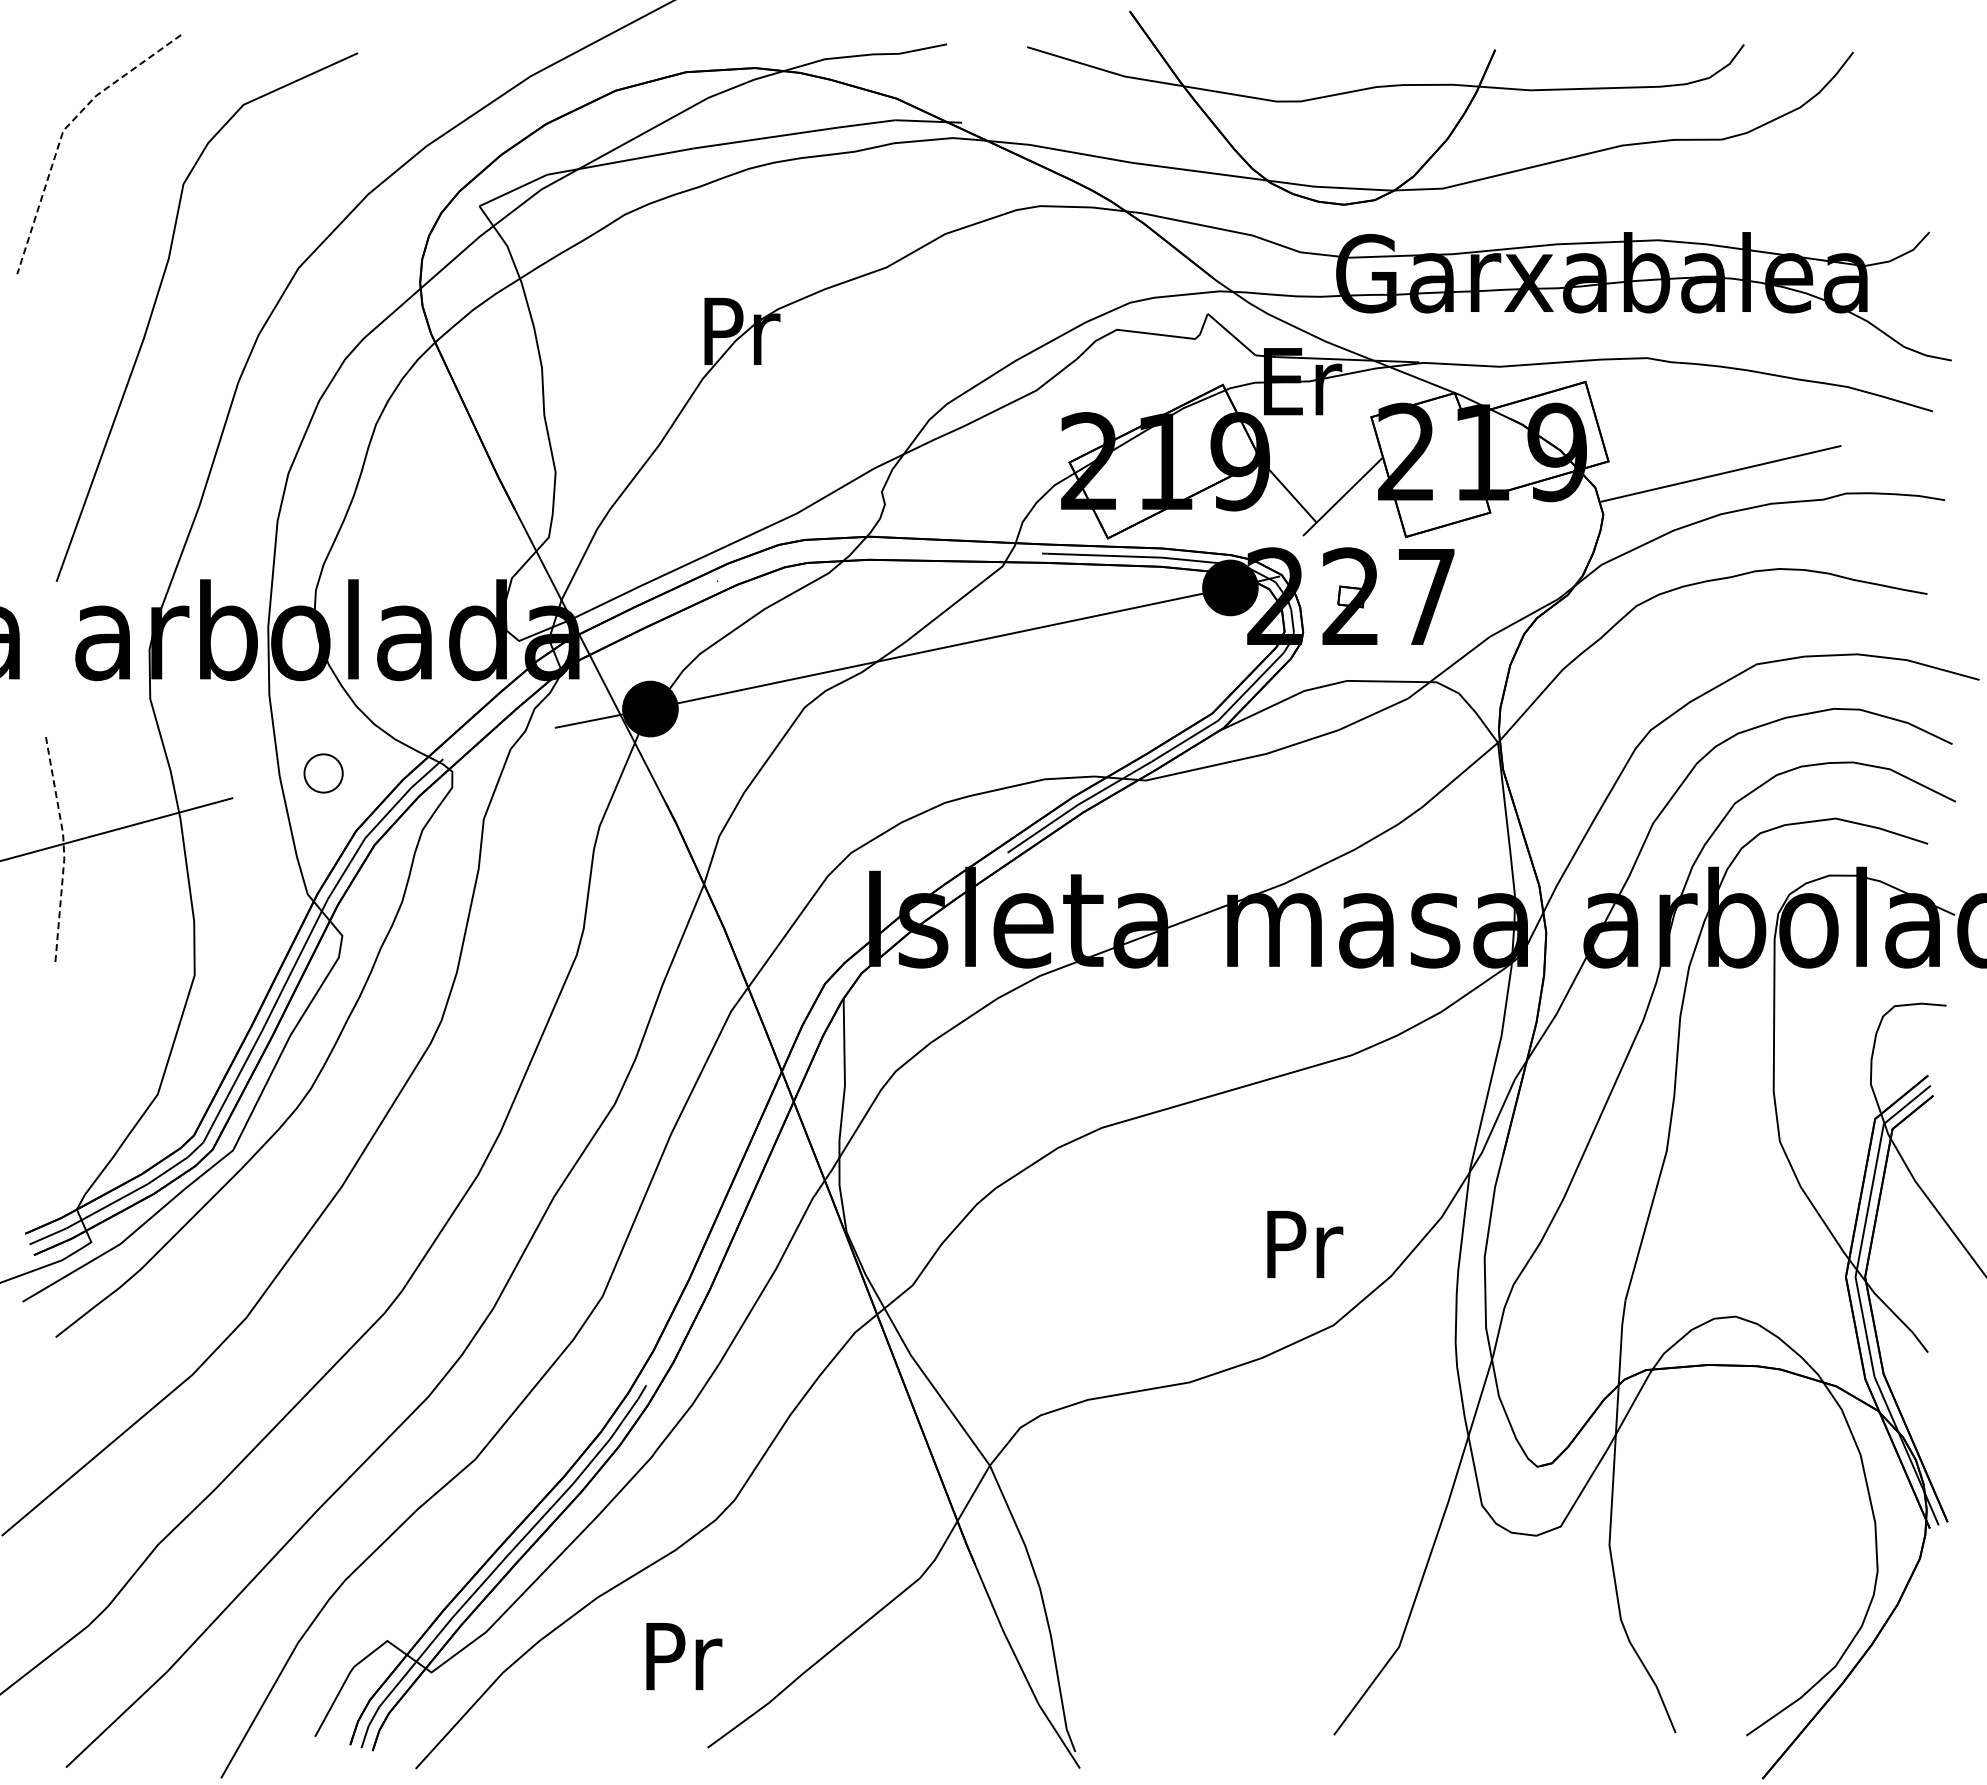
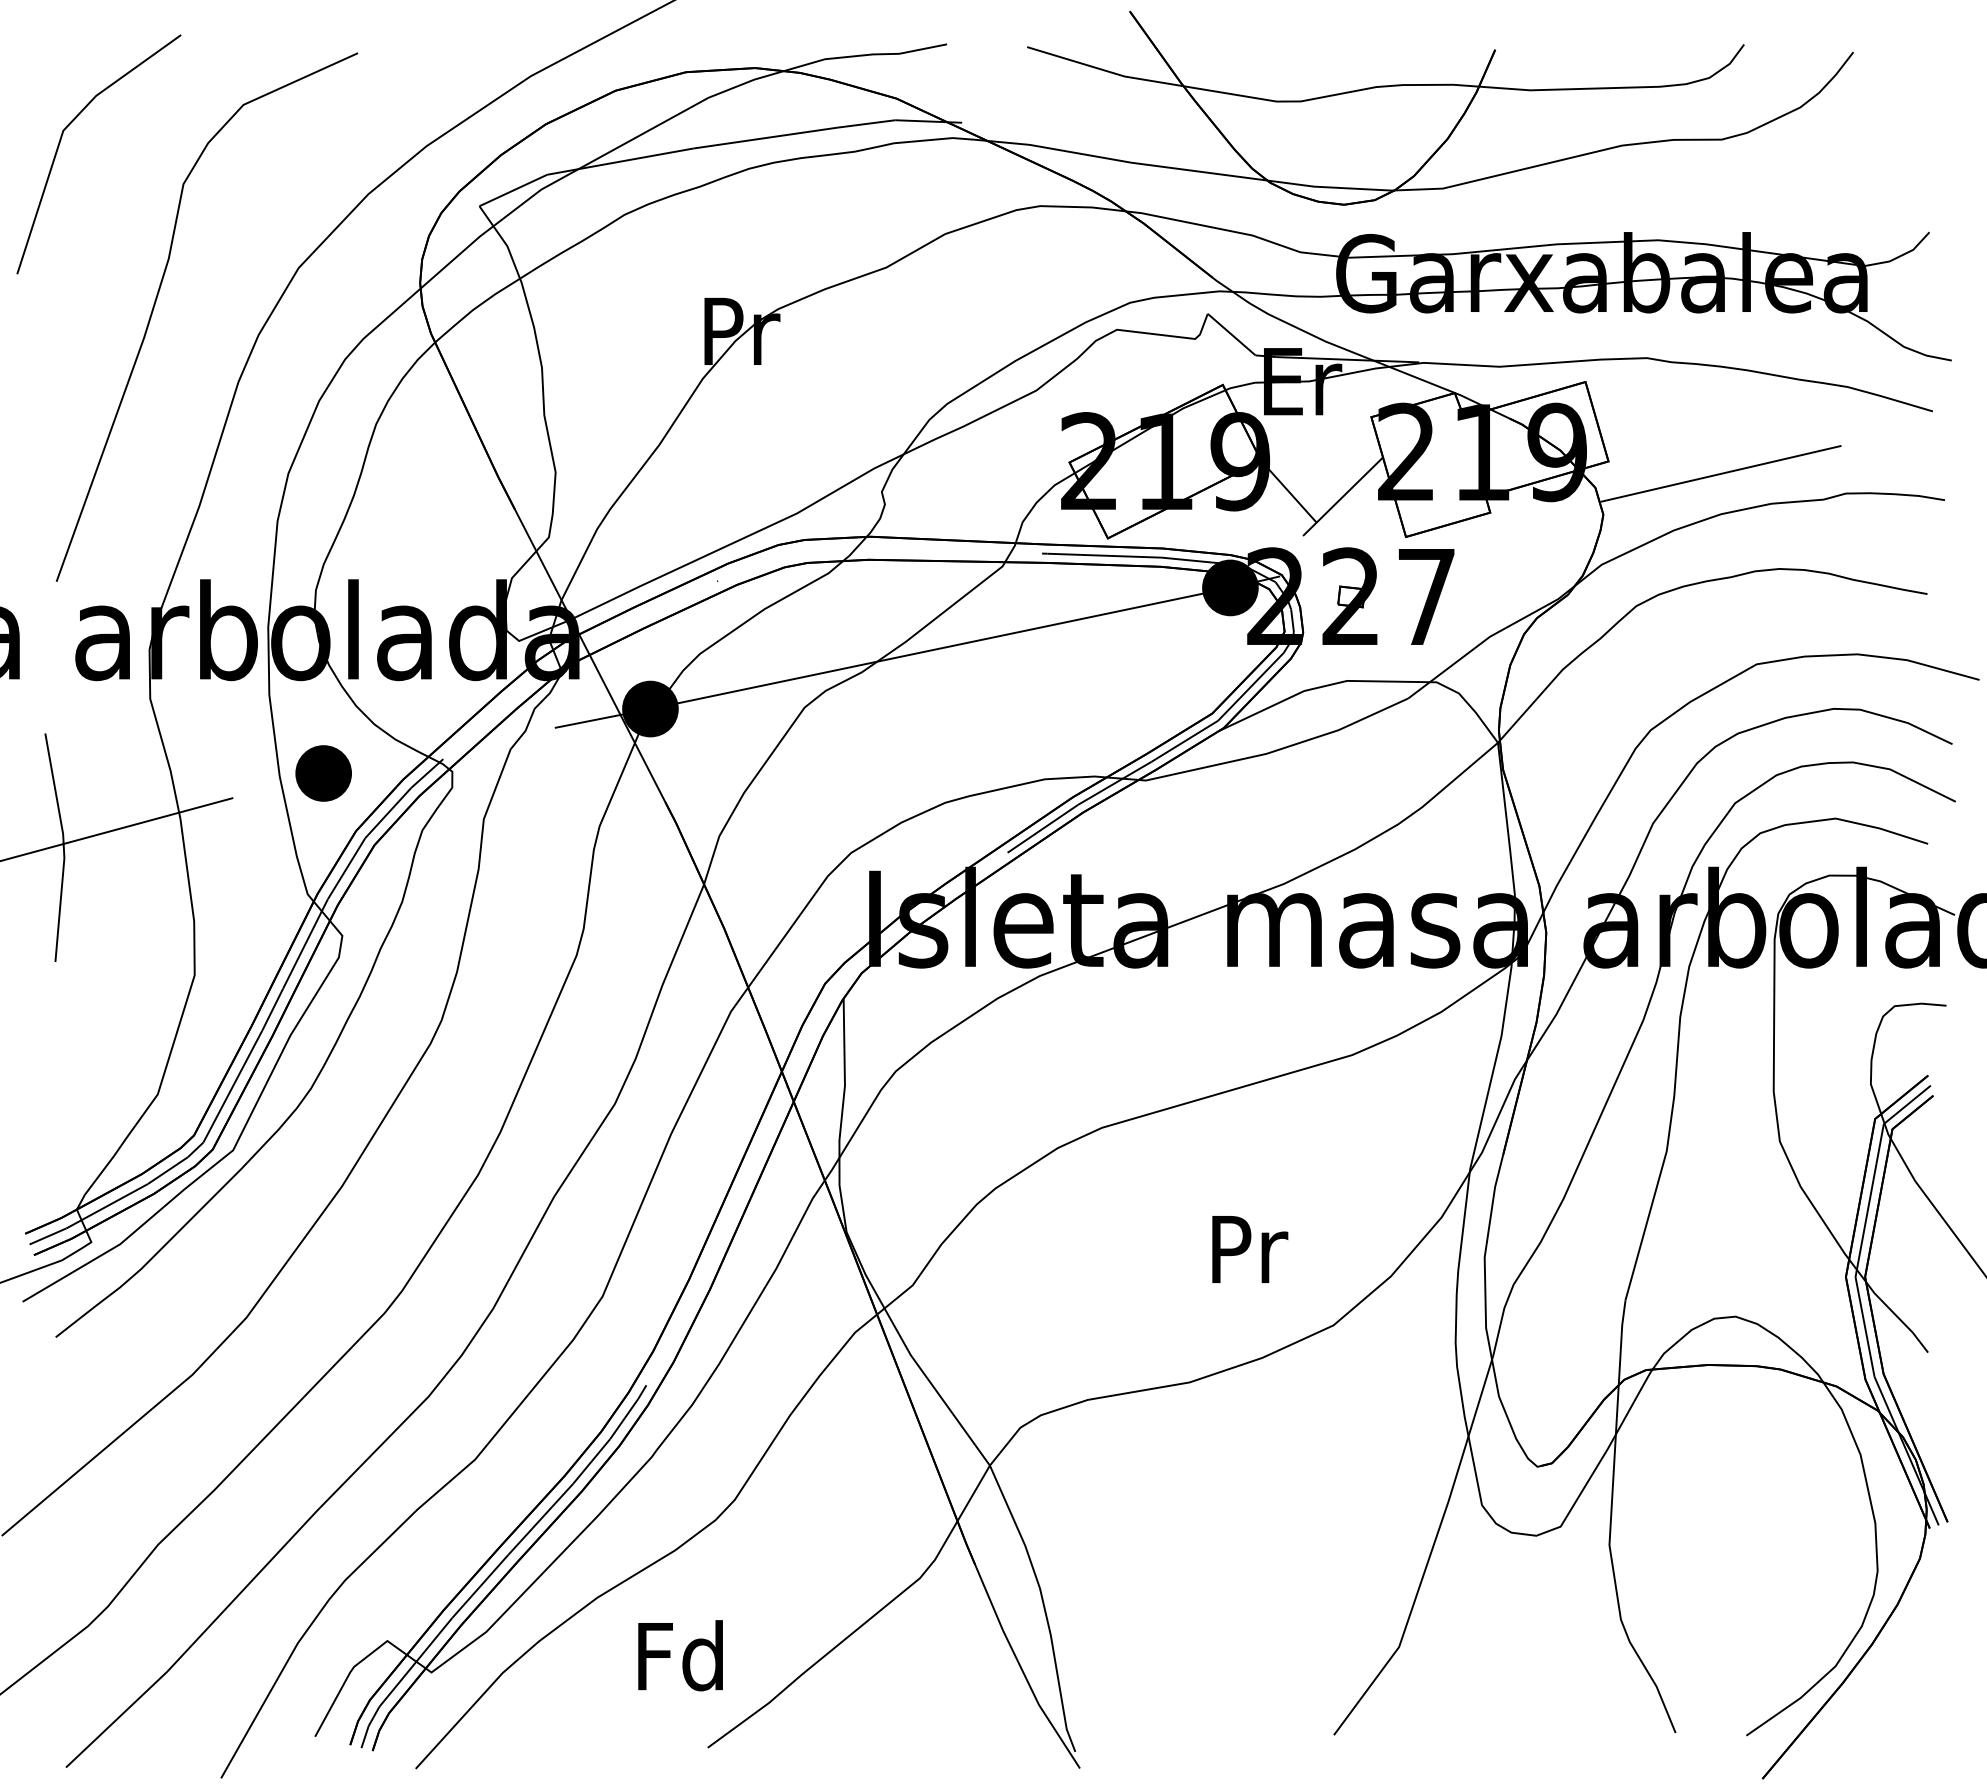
line: dashed -> solid (64, 129)
part size: 41x41 px -> 57x57 px (323, 773)
line: dashed -> solid (63, 846)
text position: (1305, 1244) -> (1250, 1249) (1250, 1249)
text: Pr -> Fd (680, 1655)
